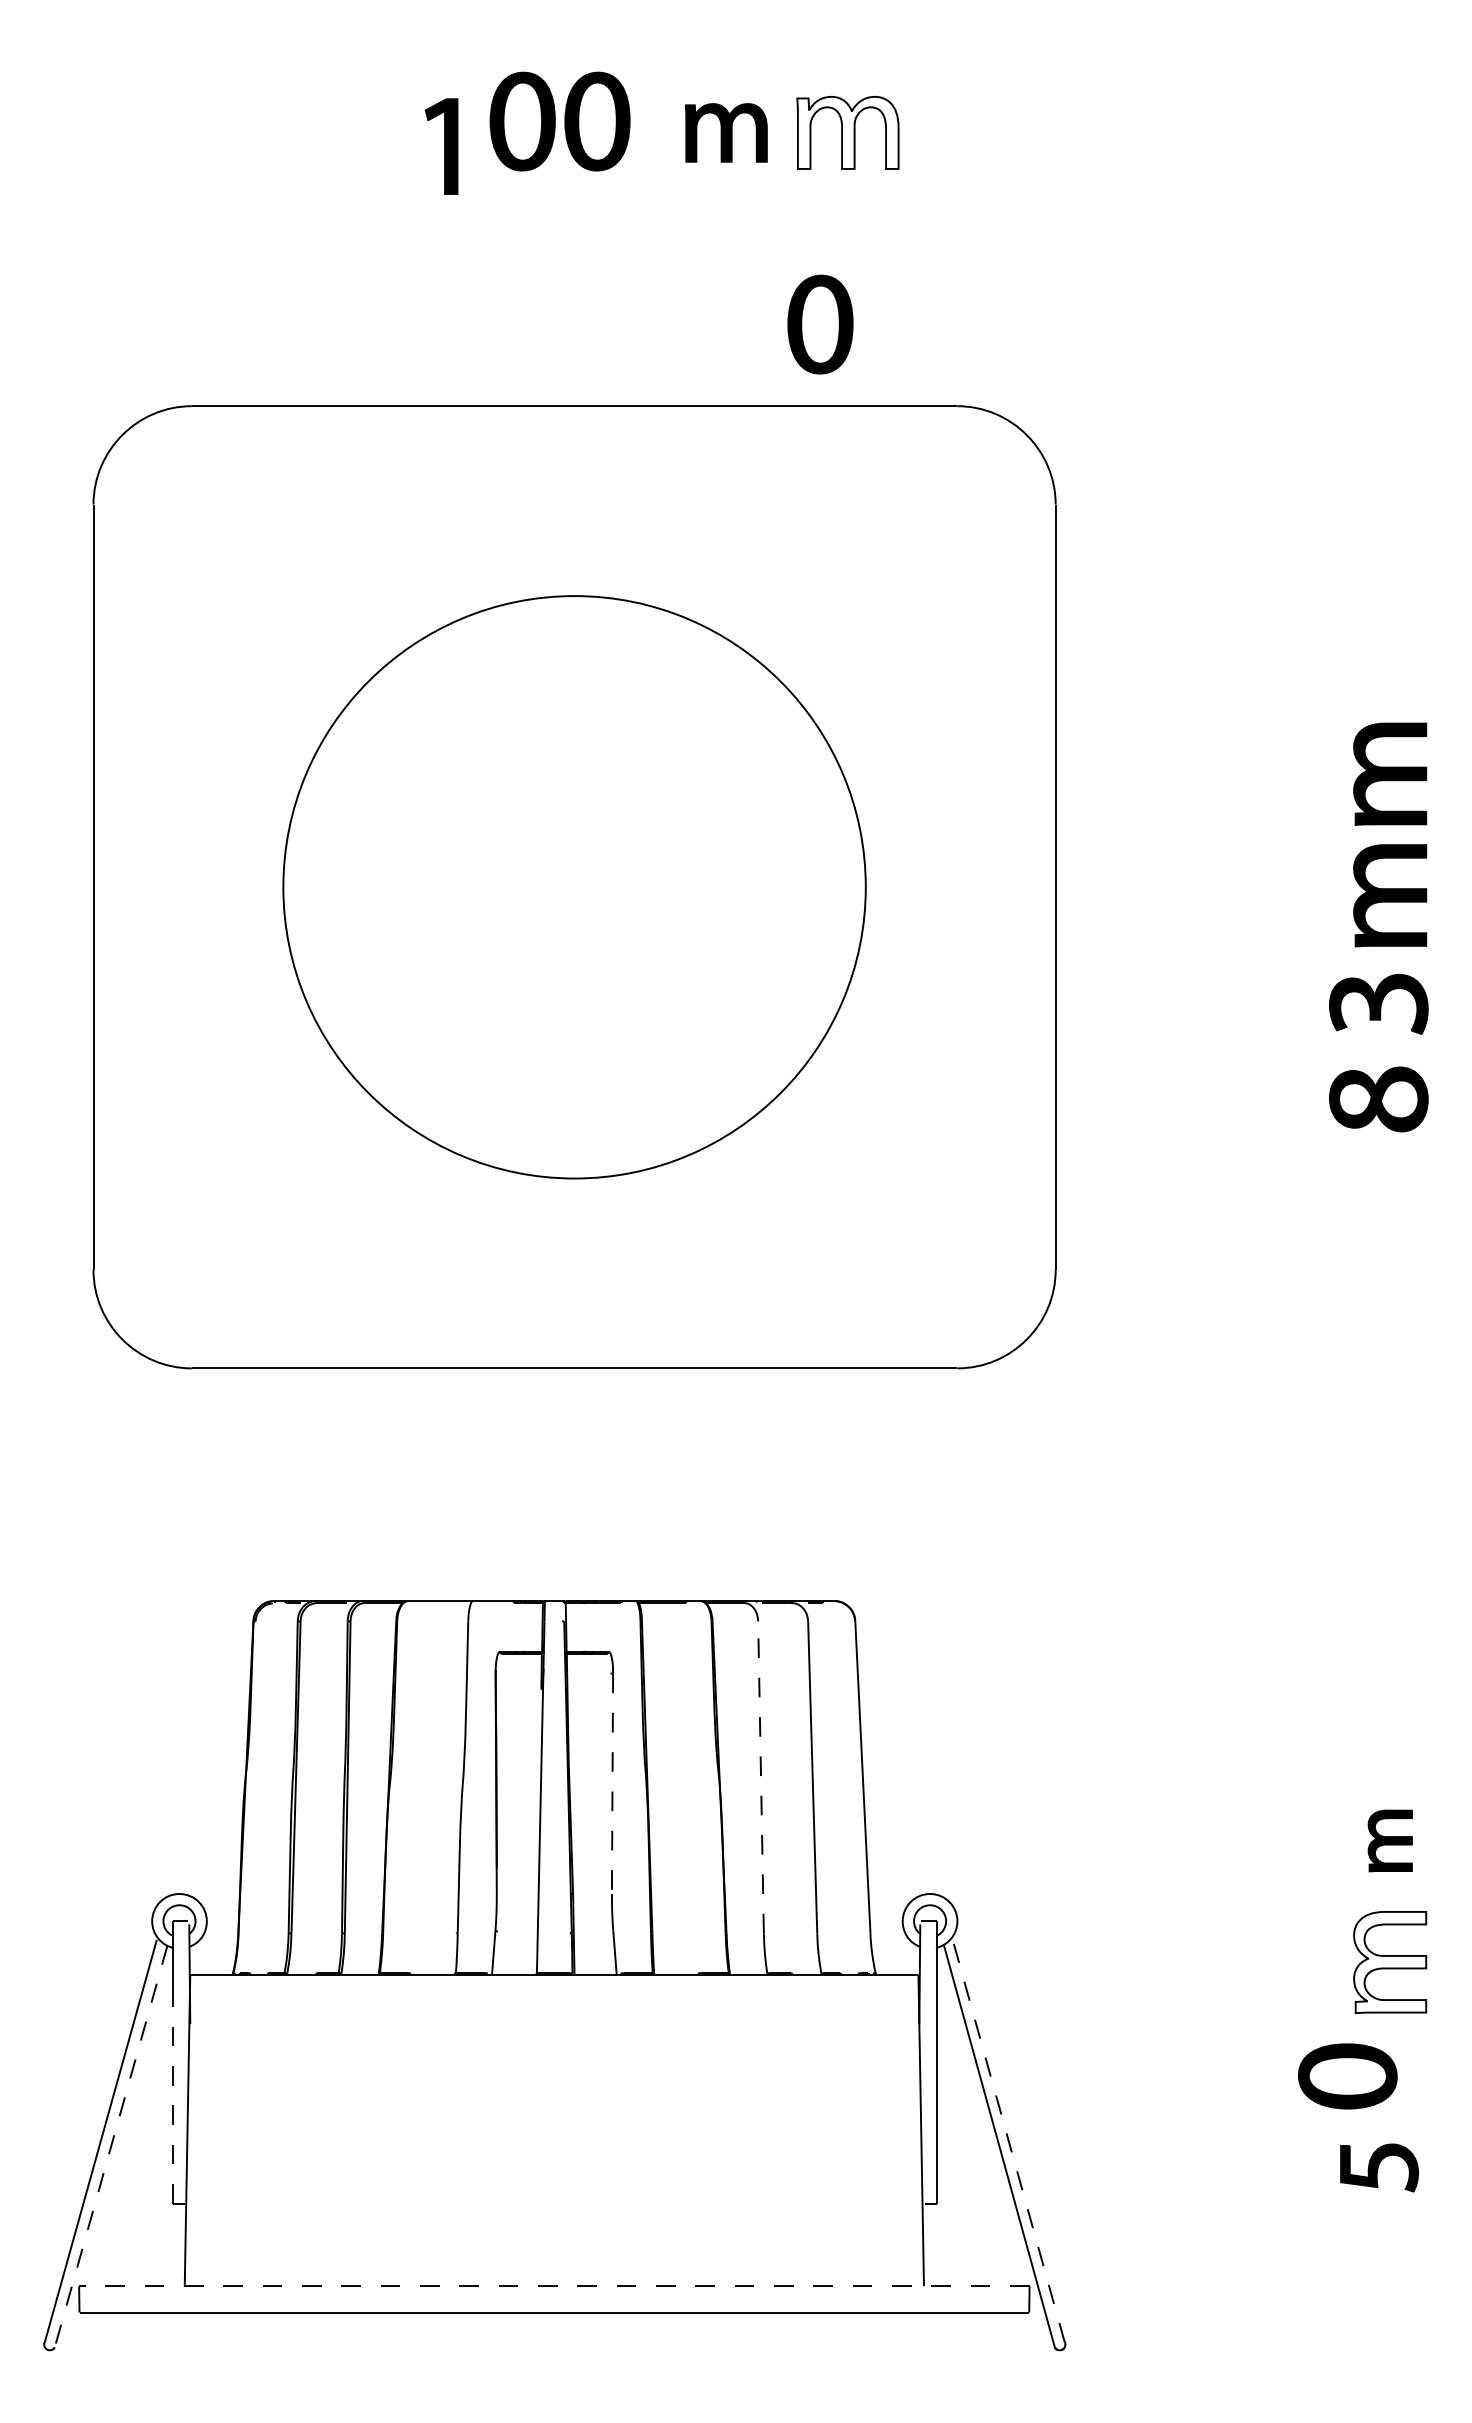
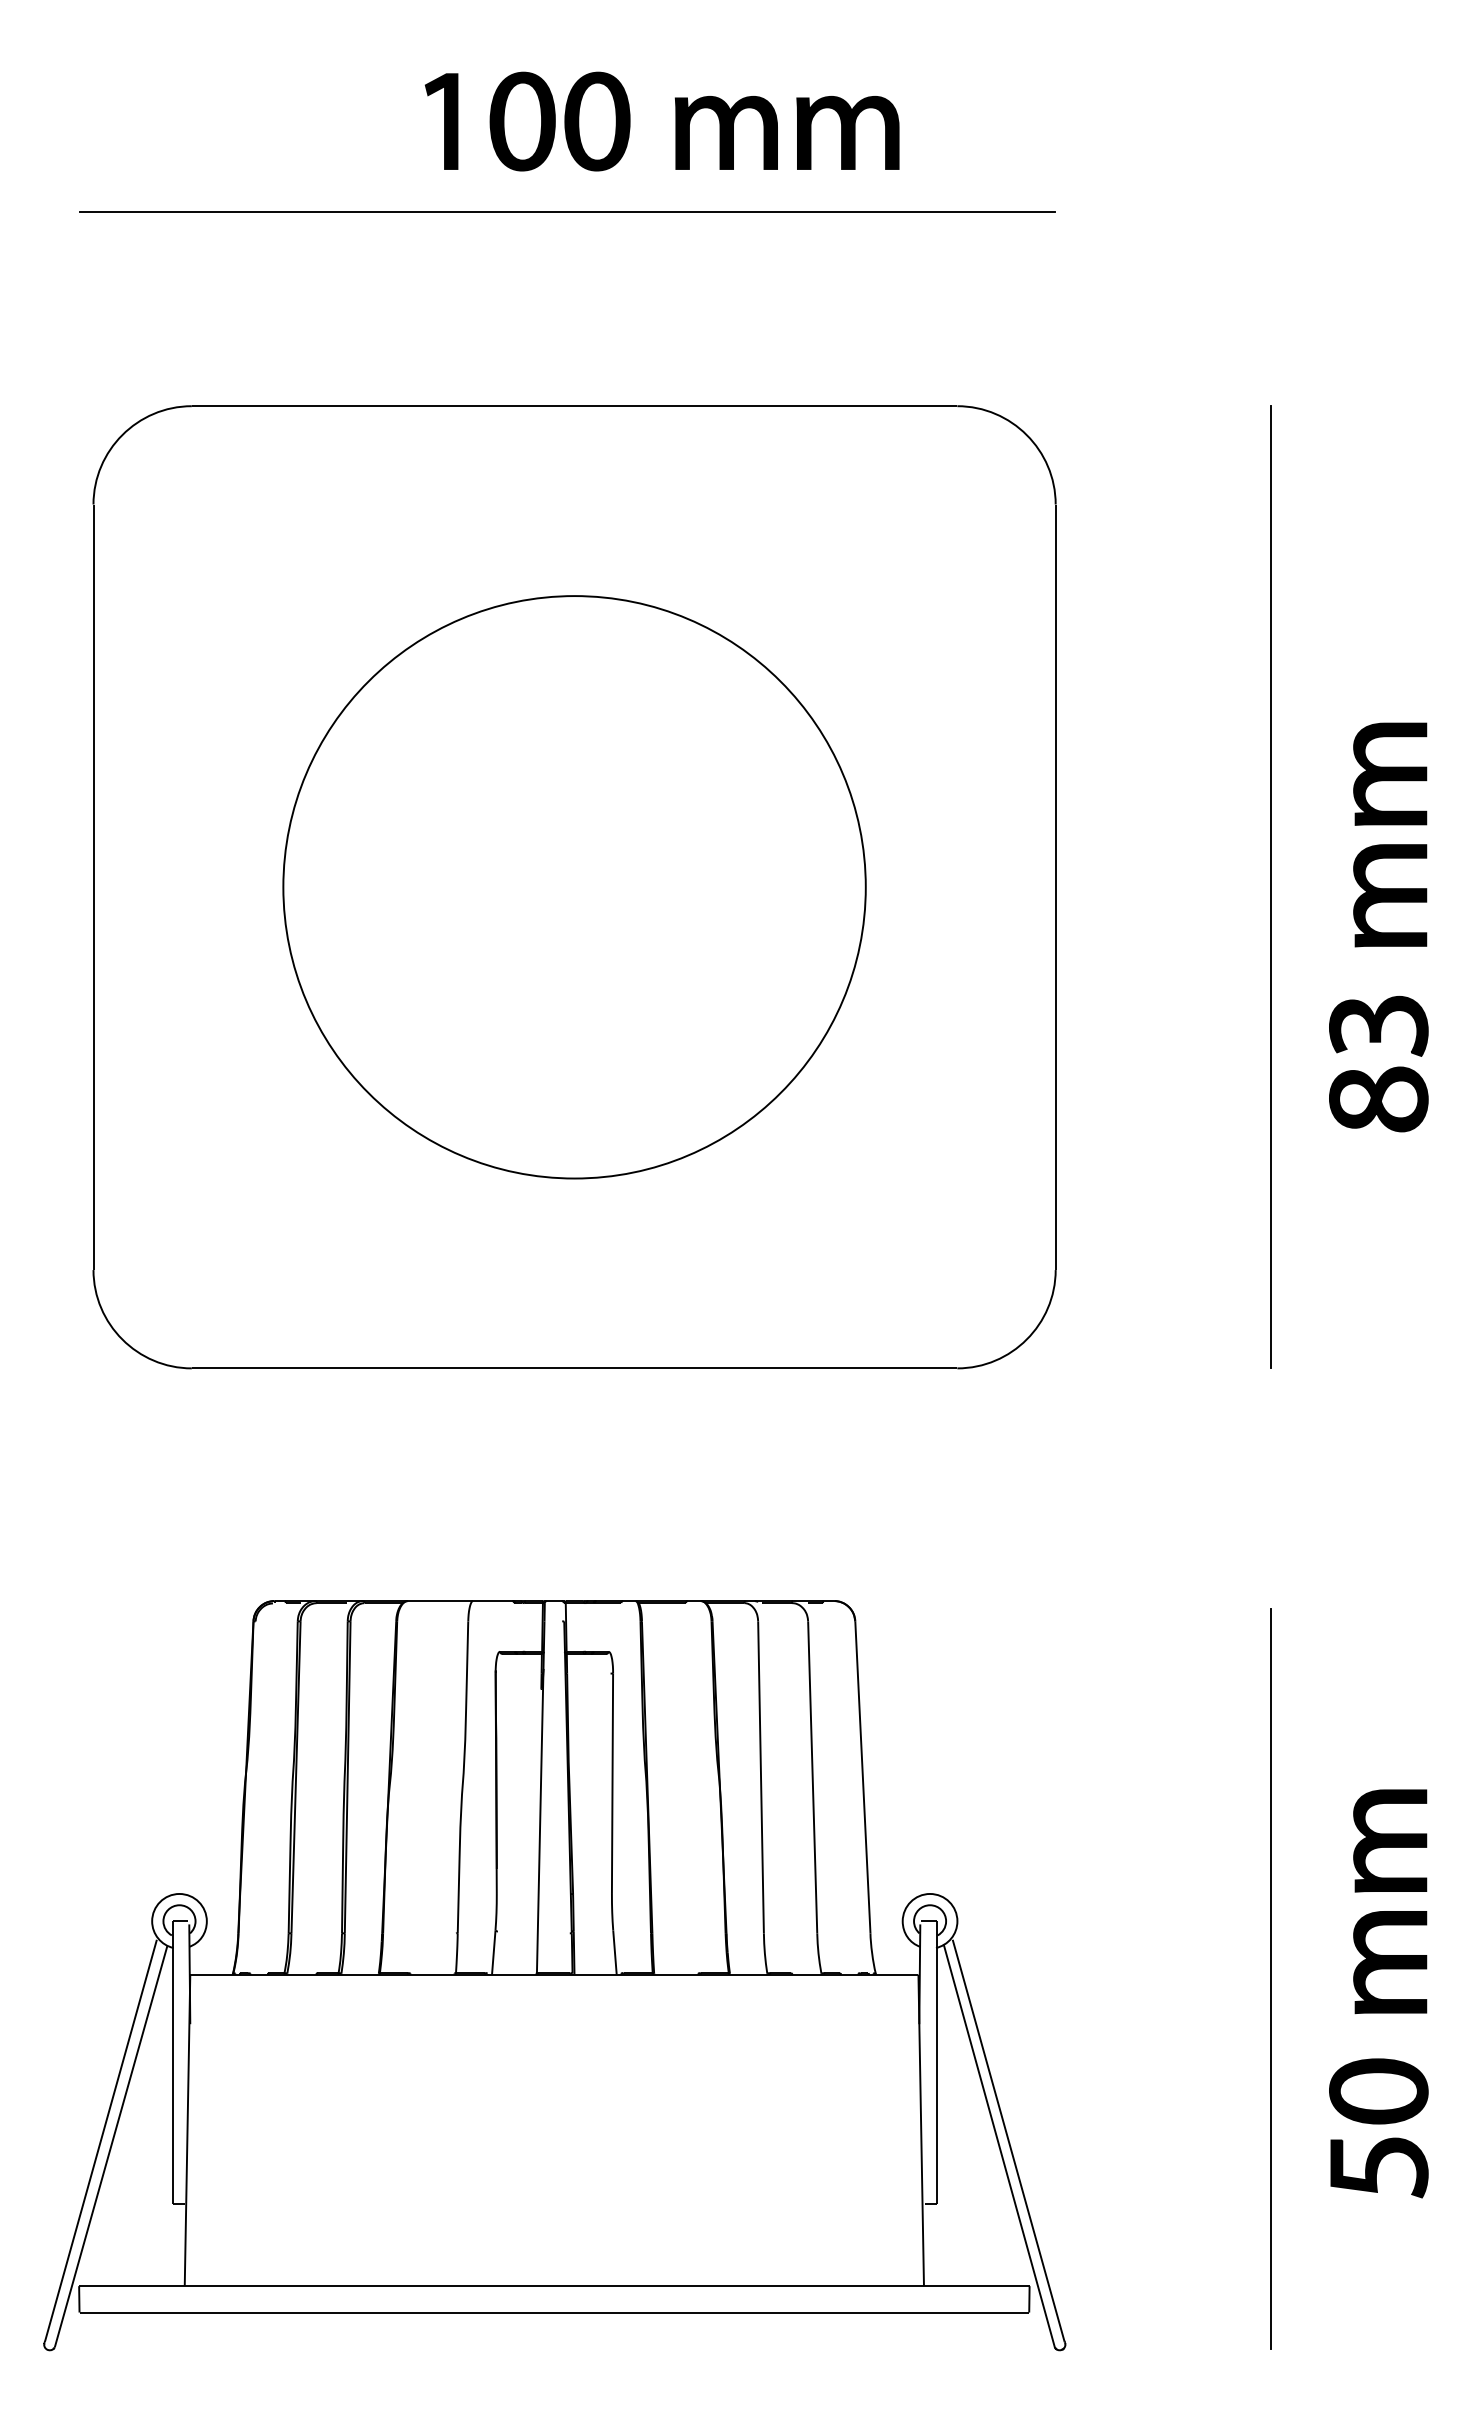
part size: 83x60 px -> 104x74 px (725, 132)
fill: none -> present (847, 132)
part position: (441, 146) -> (441, 121) (441, 121)
line: none -> present (566, 212)
part: present -> none (820, 324)
line: none -> present (1271, 887)
part position: (1378, 1004) -> (1378, 1026) (1378, 1026)
line: dashed -> solid (761, 1777)
line: dashed -> solid (612, 1784)
part size: 46x64 px -> 75x104 px (1390, 1840)
fill: none -> present (1390, 1962)
line: none -> present (1271, 1978)
part position: (1347, 2076) -> (1378, 2091) (1378, 2091)
line: dashed -> solid (172, 2103)
line: dashed -> solid (1008, 2140)
line: dashed -> solid (110, 2147)
part size: 79x50 px -> 99x62 px (1379, 2167)
line: dashed -> solid (553, 2286)
